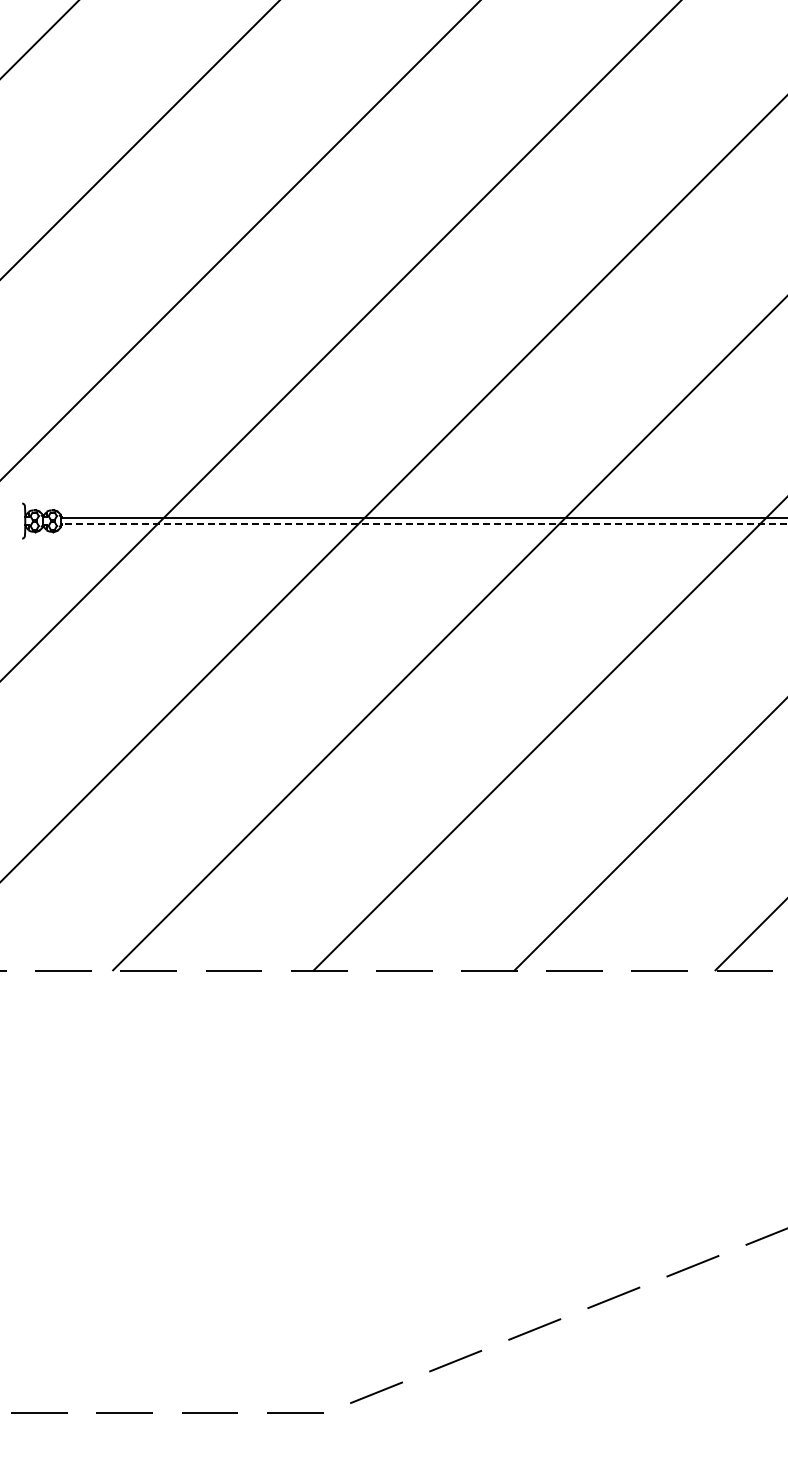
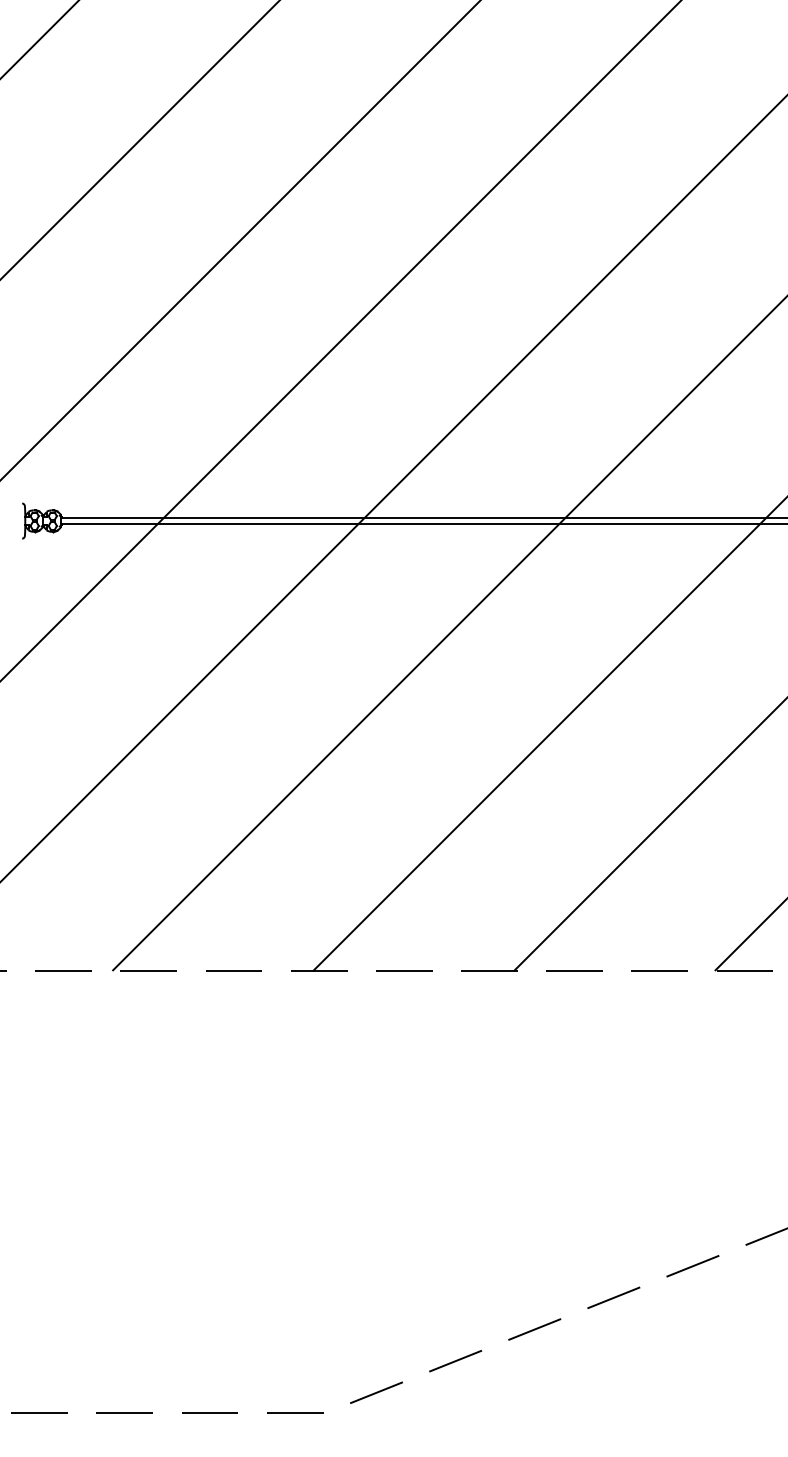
line: dashed -> solid (424, 523)
